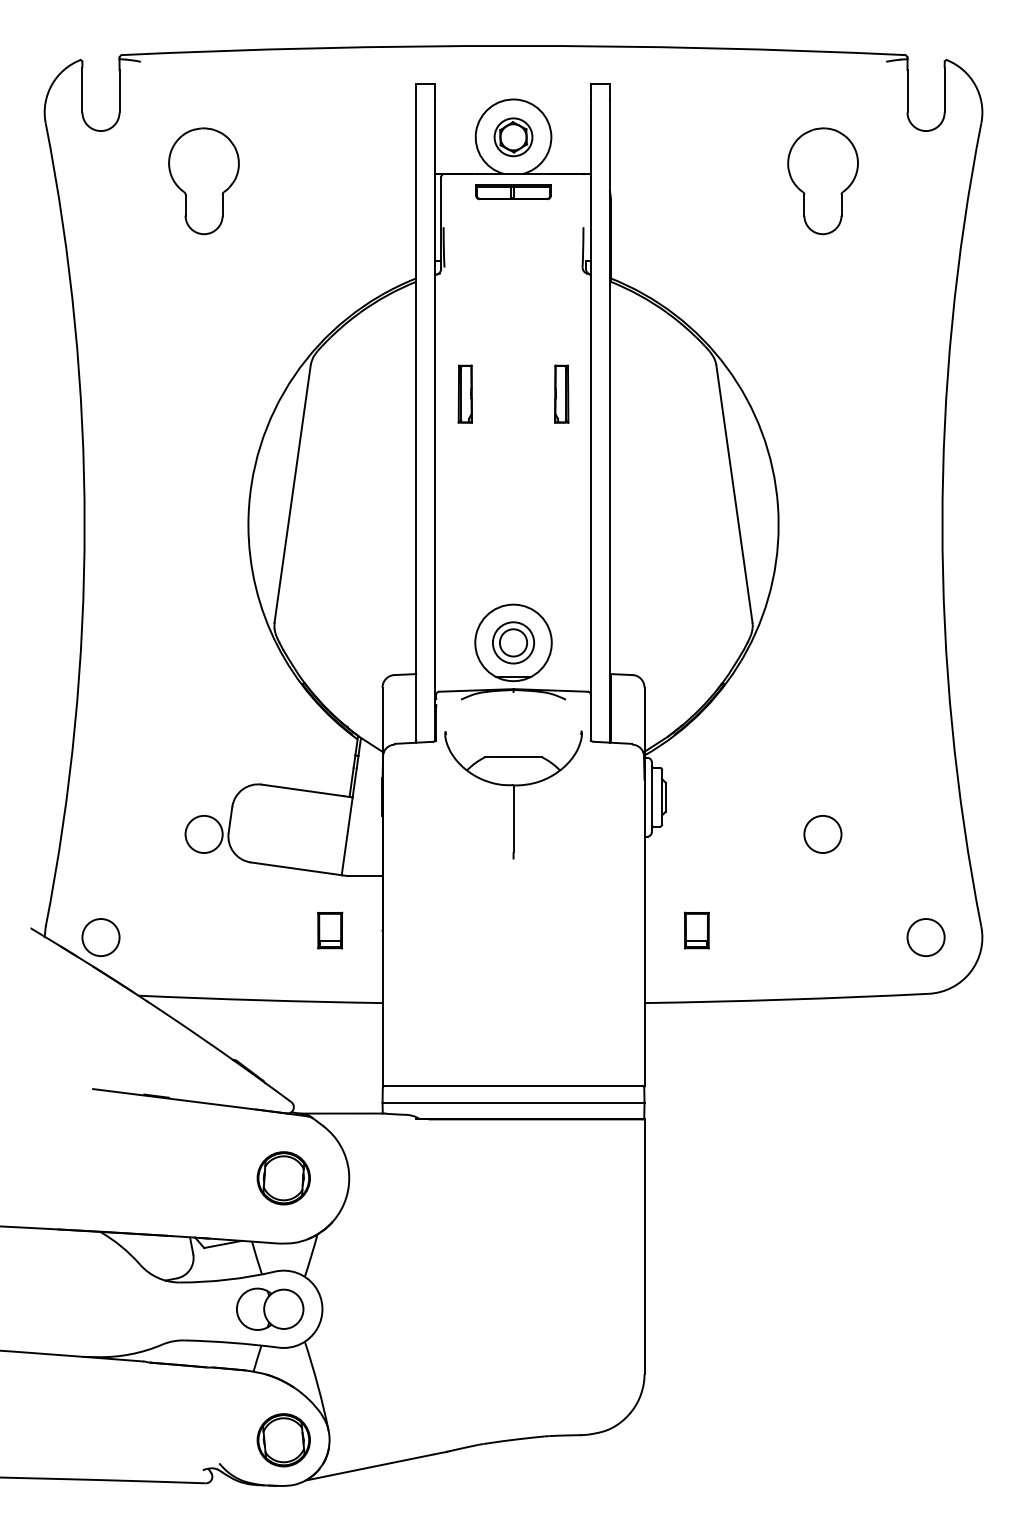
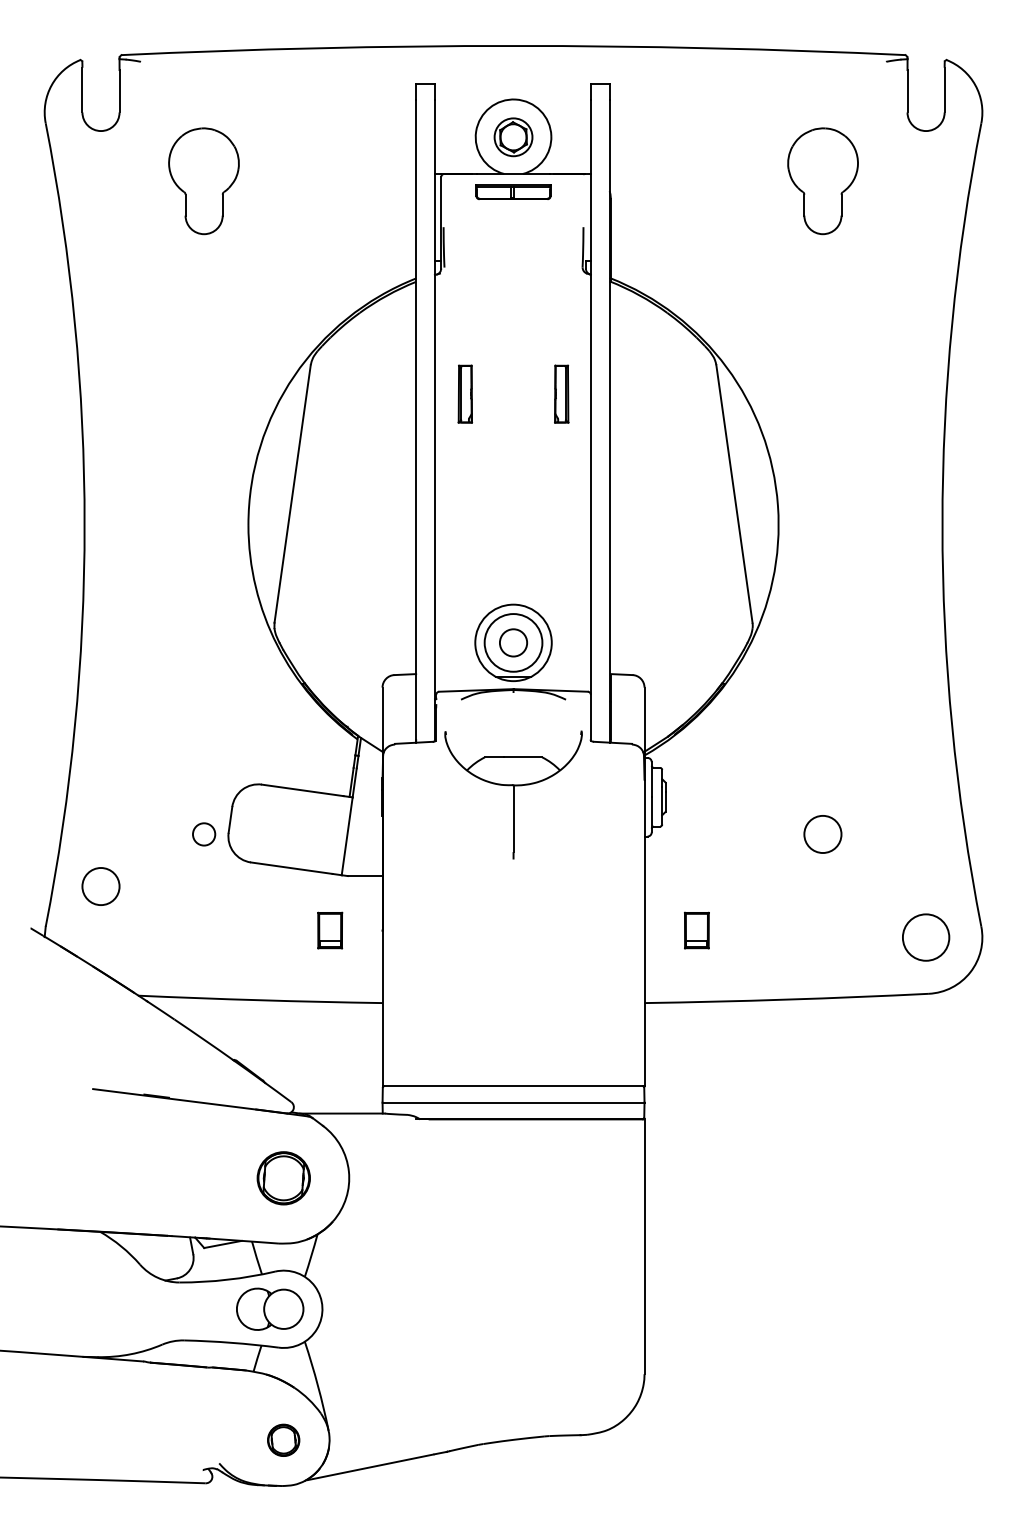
circle diameter: 41 px -> 58 px (513, 642)
circle diameter: 37 px -> 22 px (204, 834)
circle position: (100, 937) -> (100, 886) (100, 886)
circle size: 40x39 px -> 49x49 px (926, 937)
part size: 55x55 px -> 34x34 px (283, 1439)
